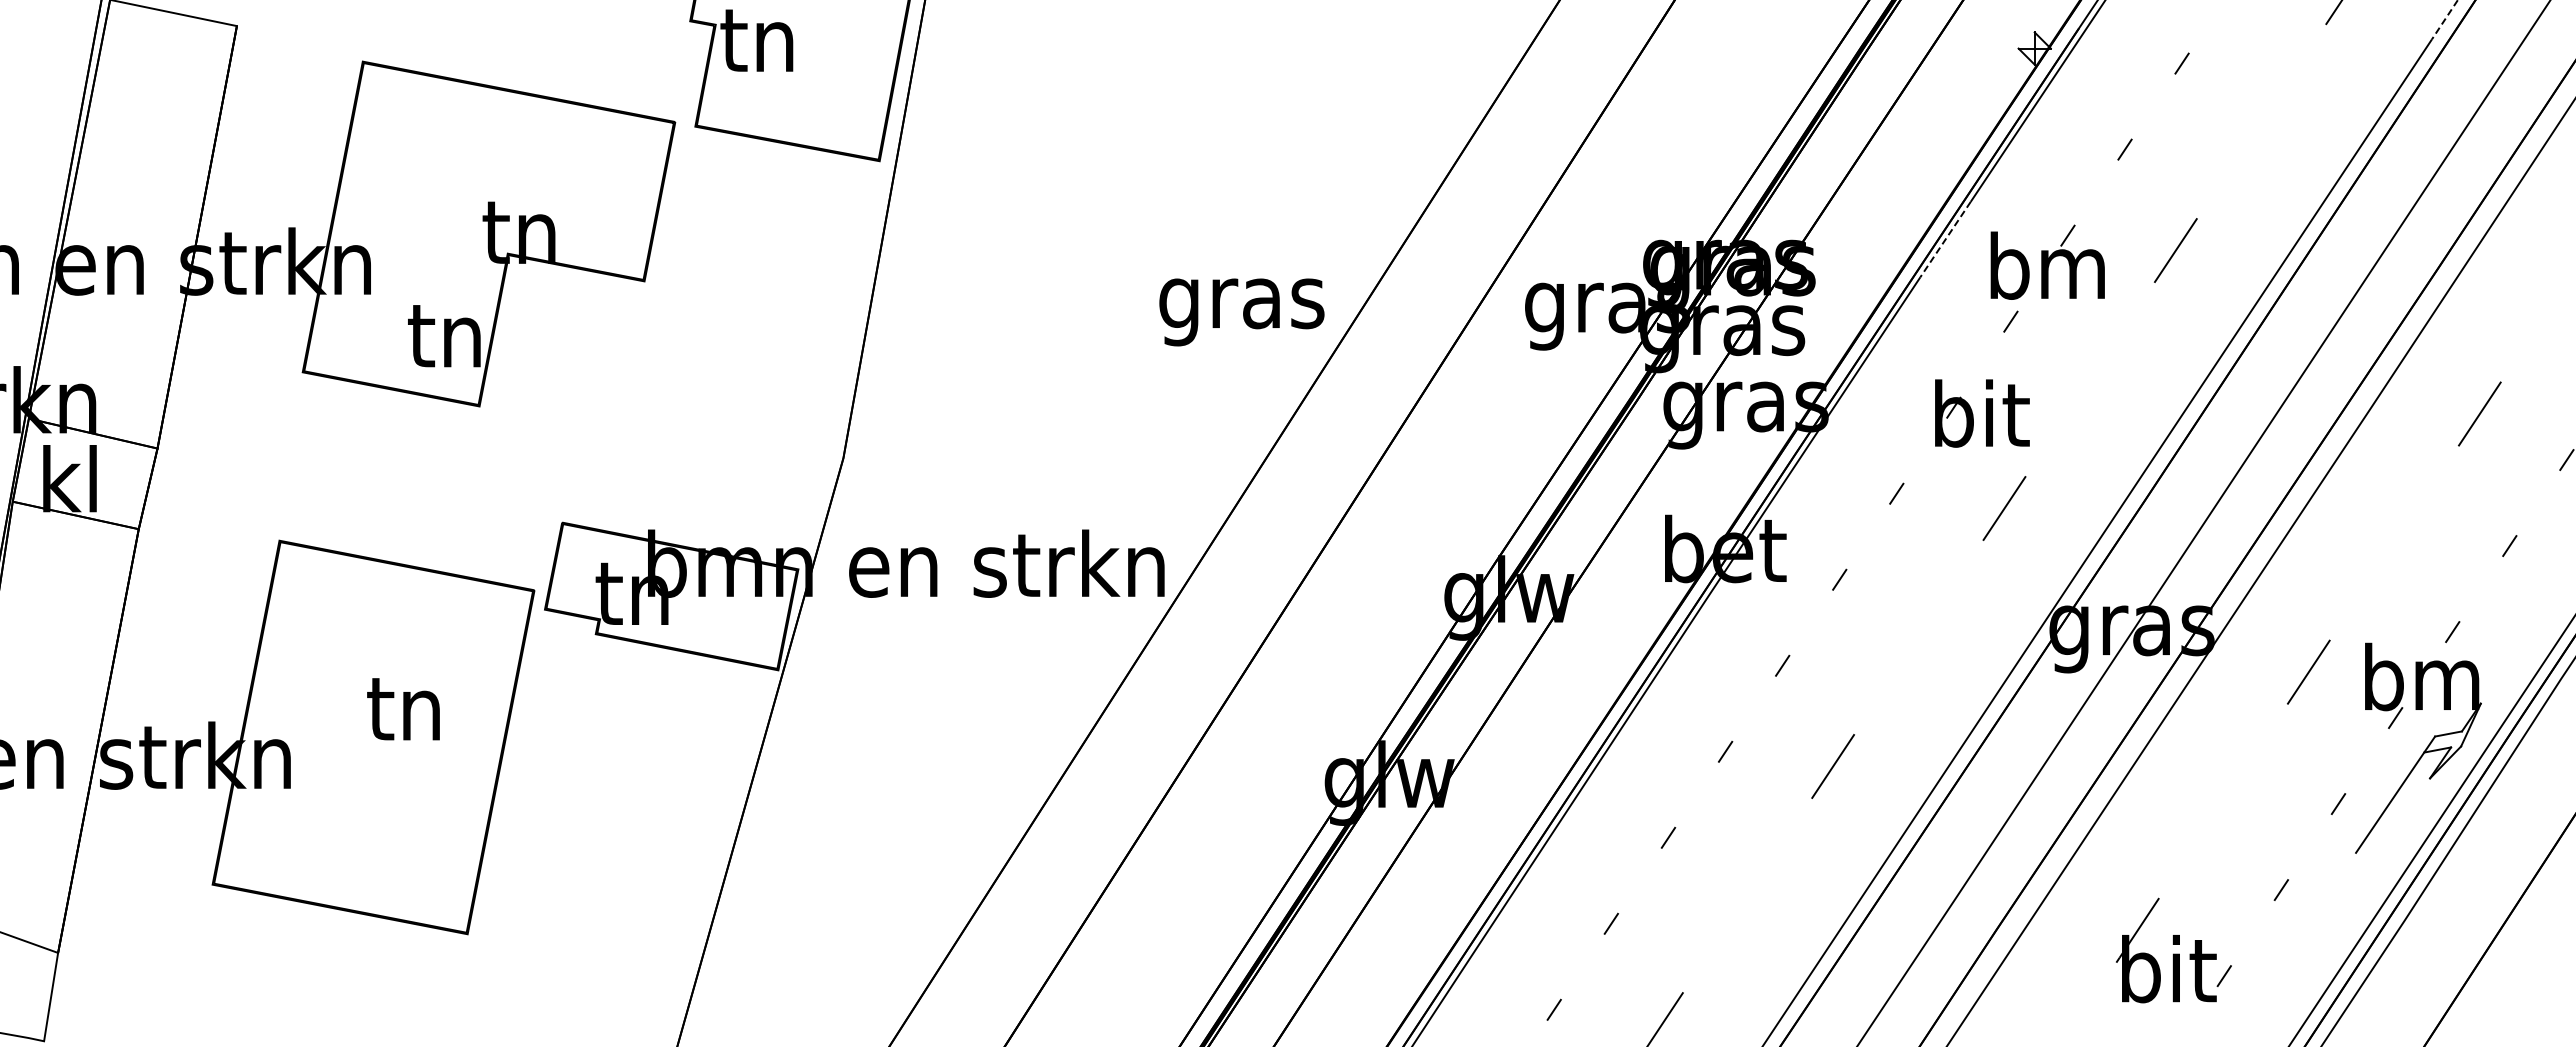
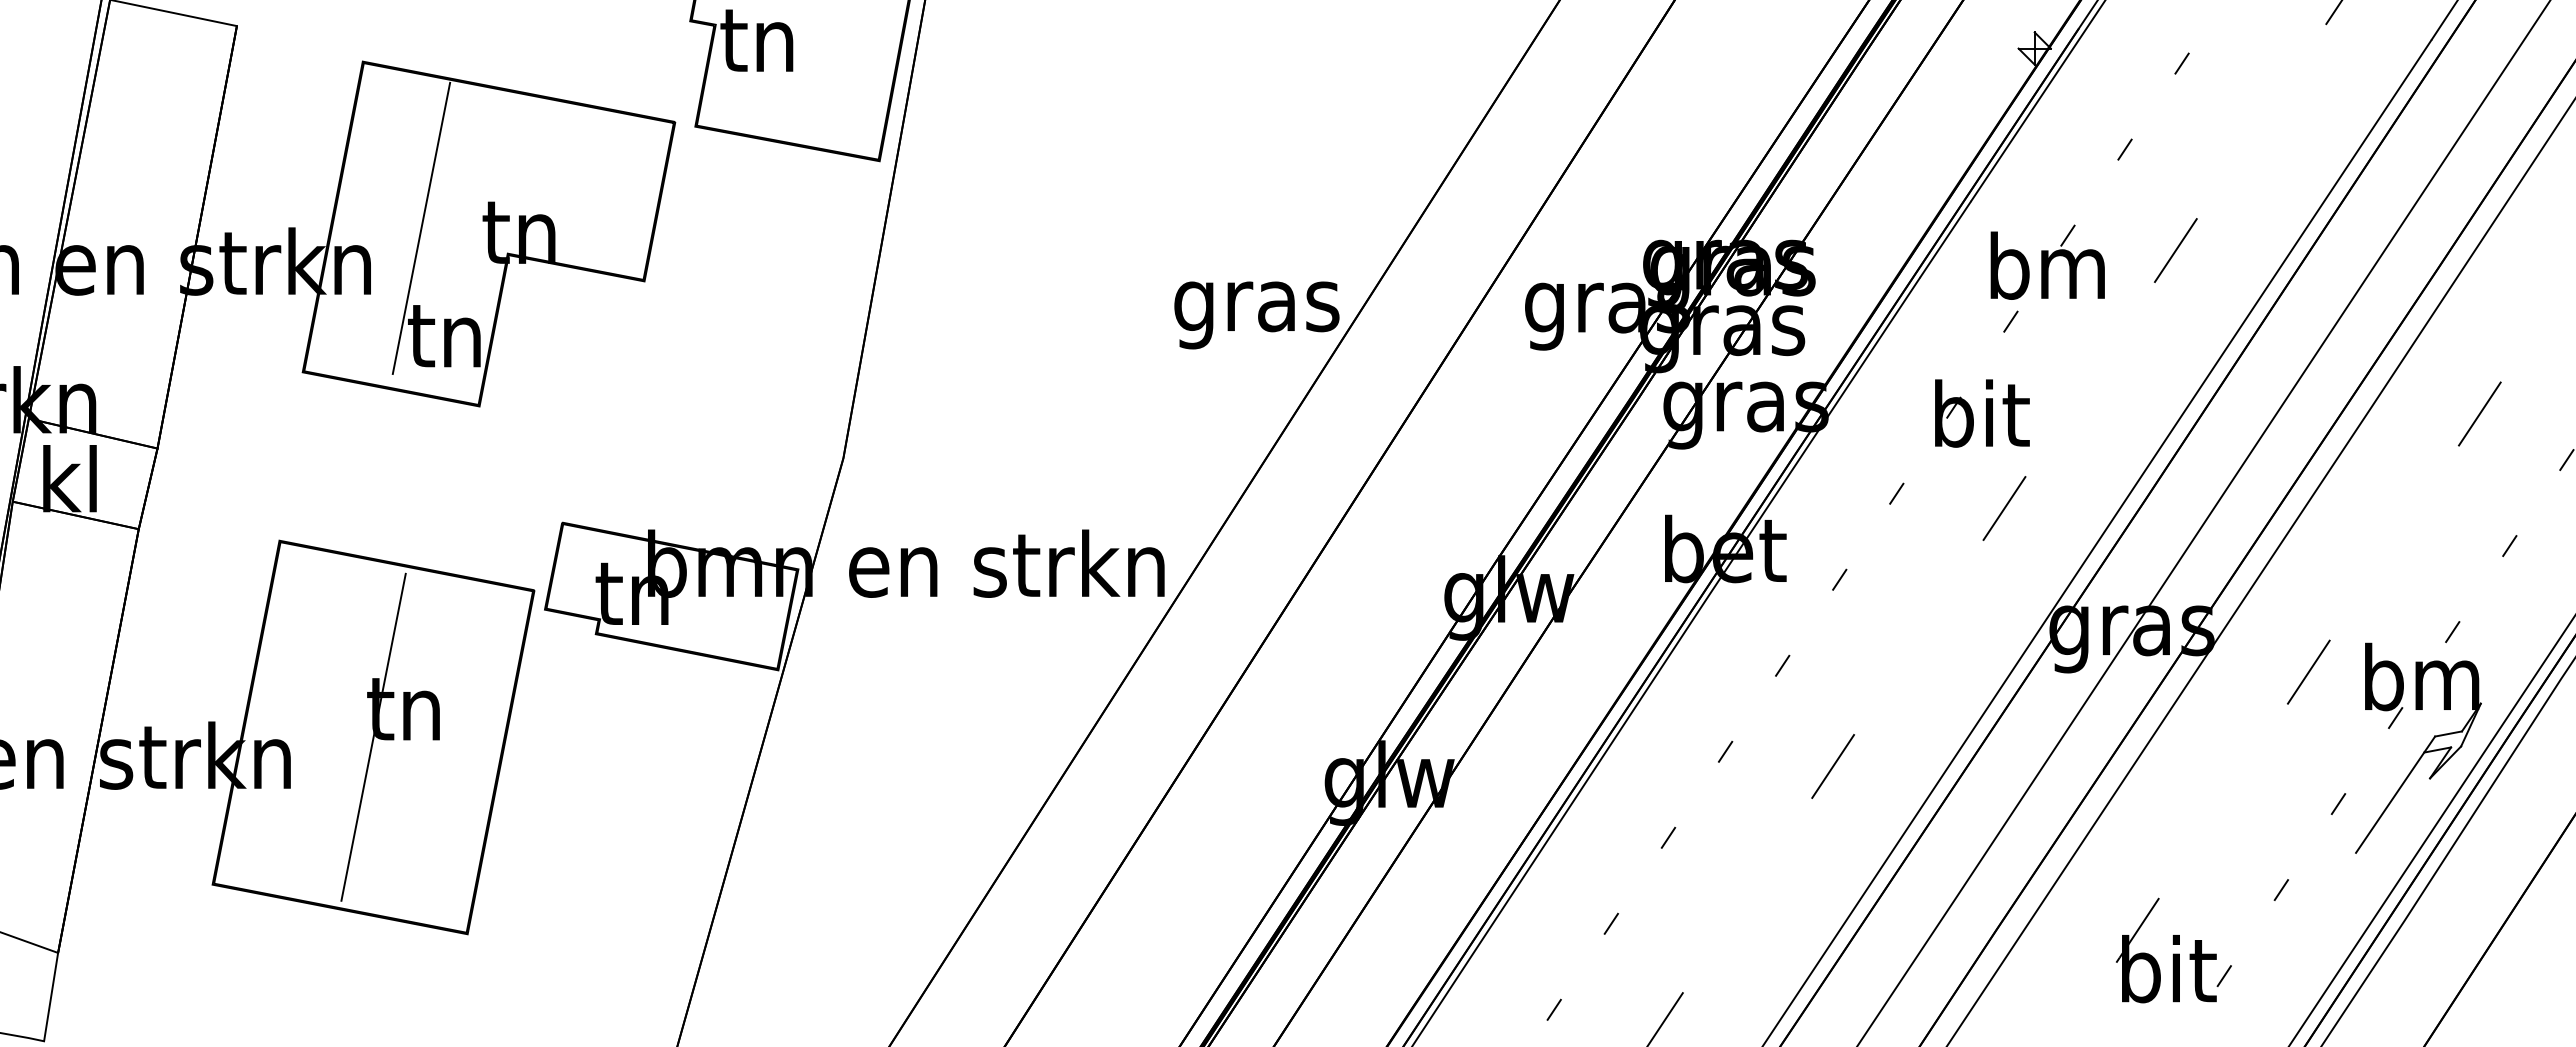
line: dashed -> solid (2444, 20)
line: none -> present (421, 227)
line: dashed -> solid (1945, 239)
text position: (1241, 312) -> (1256, 315) (1256, 315)
line: none -> present (373, 736)
